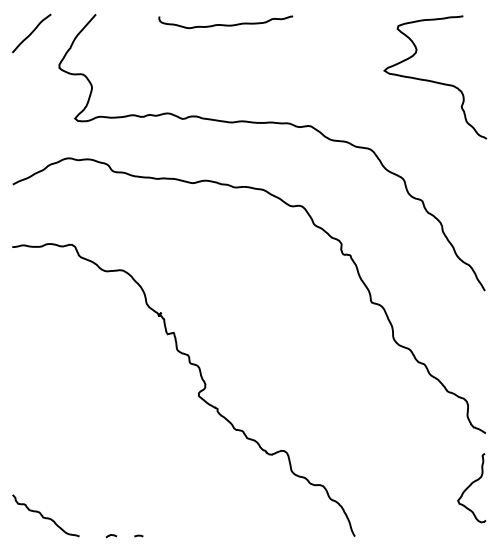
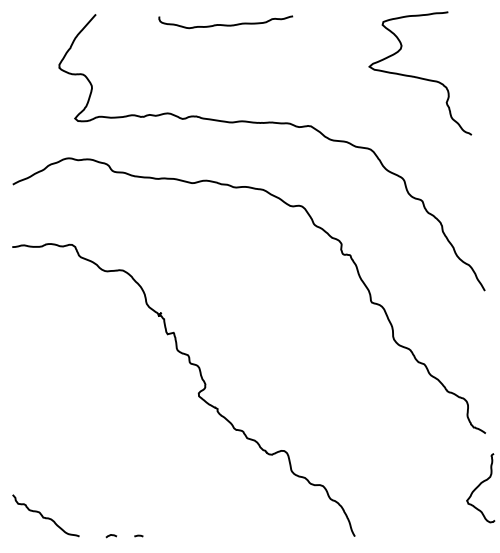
curve: present -> none (31, 33)
curve position: (433, 80) -> (418, 76) (418, 76)
curve position: (470, 486) -> (479, 486) (479, 486)
